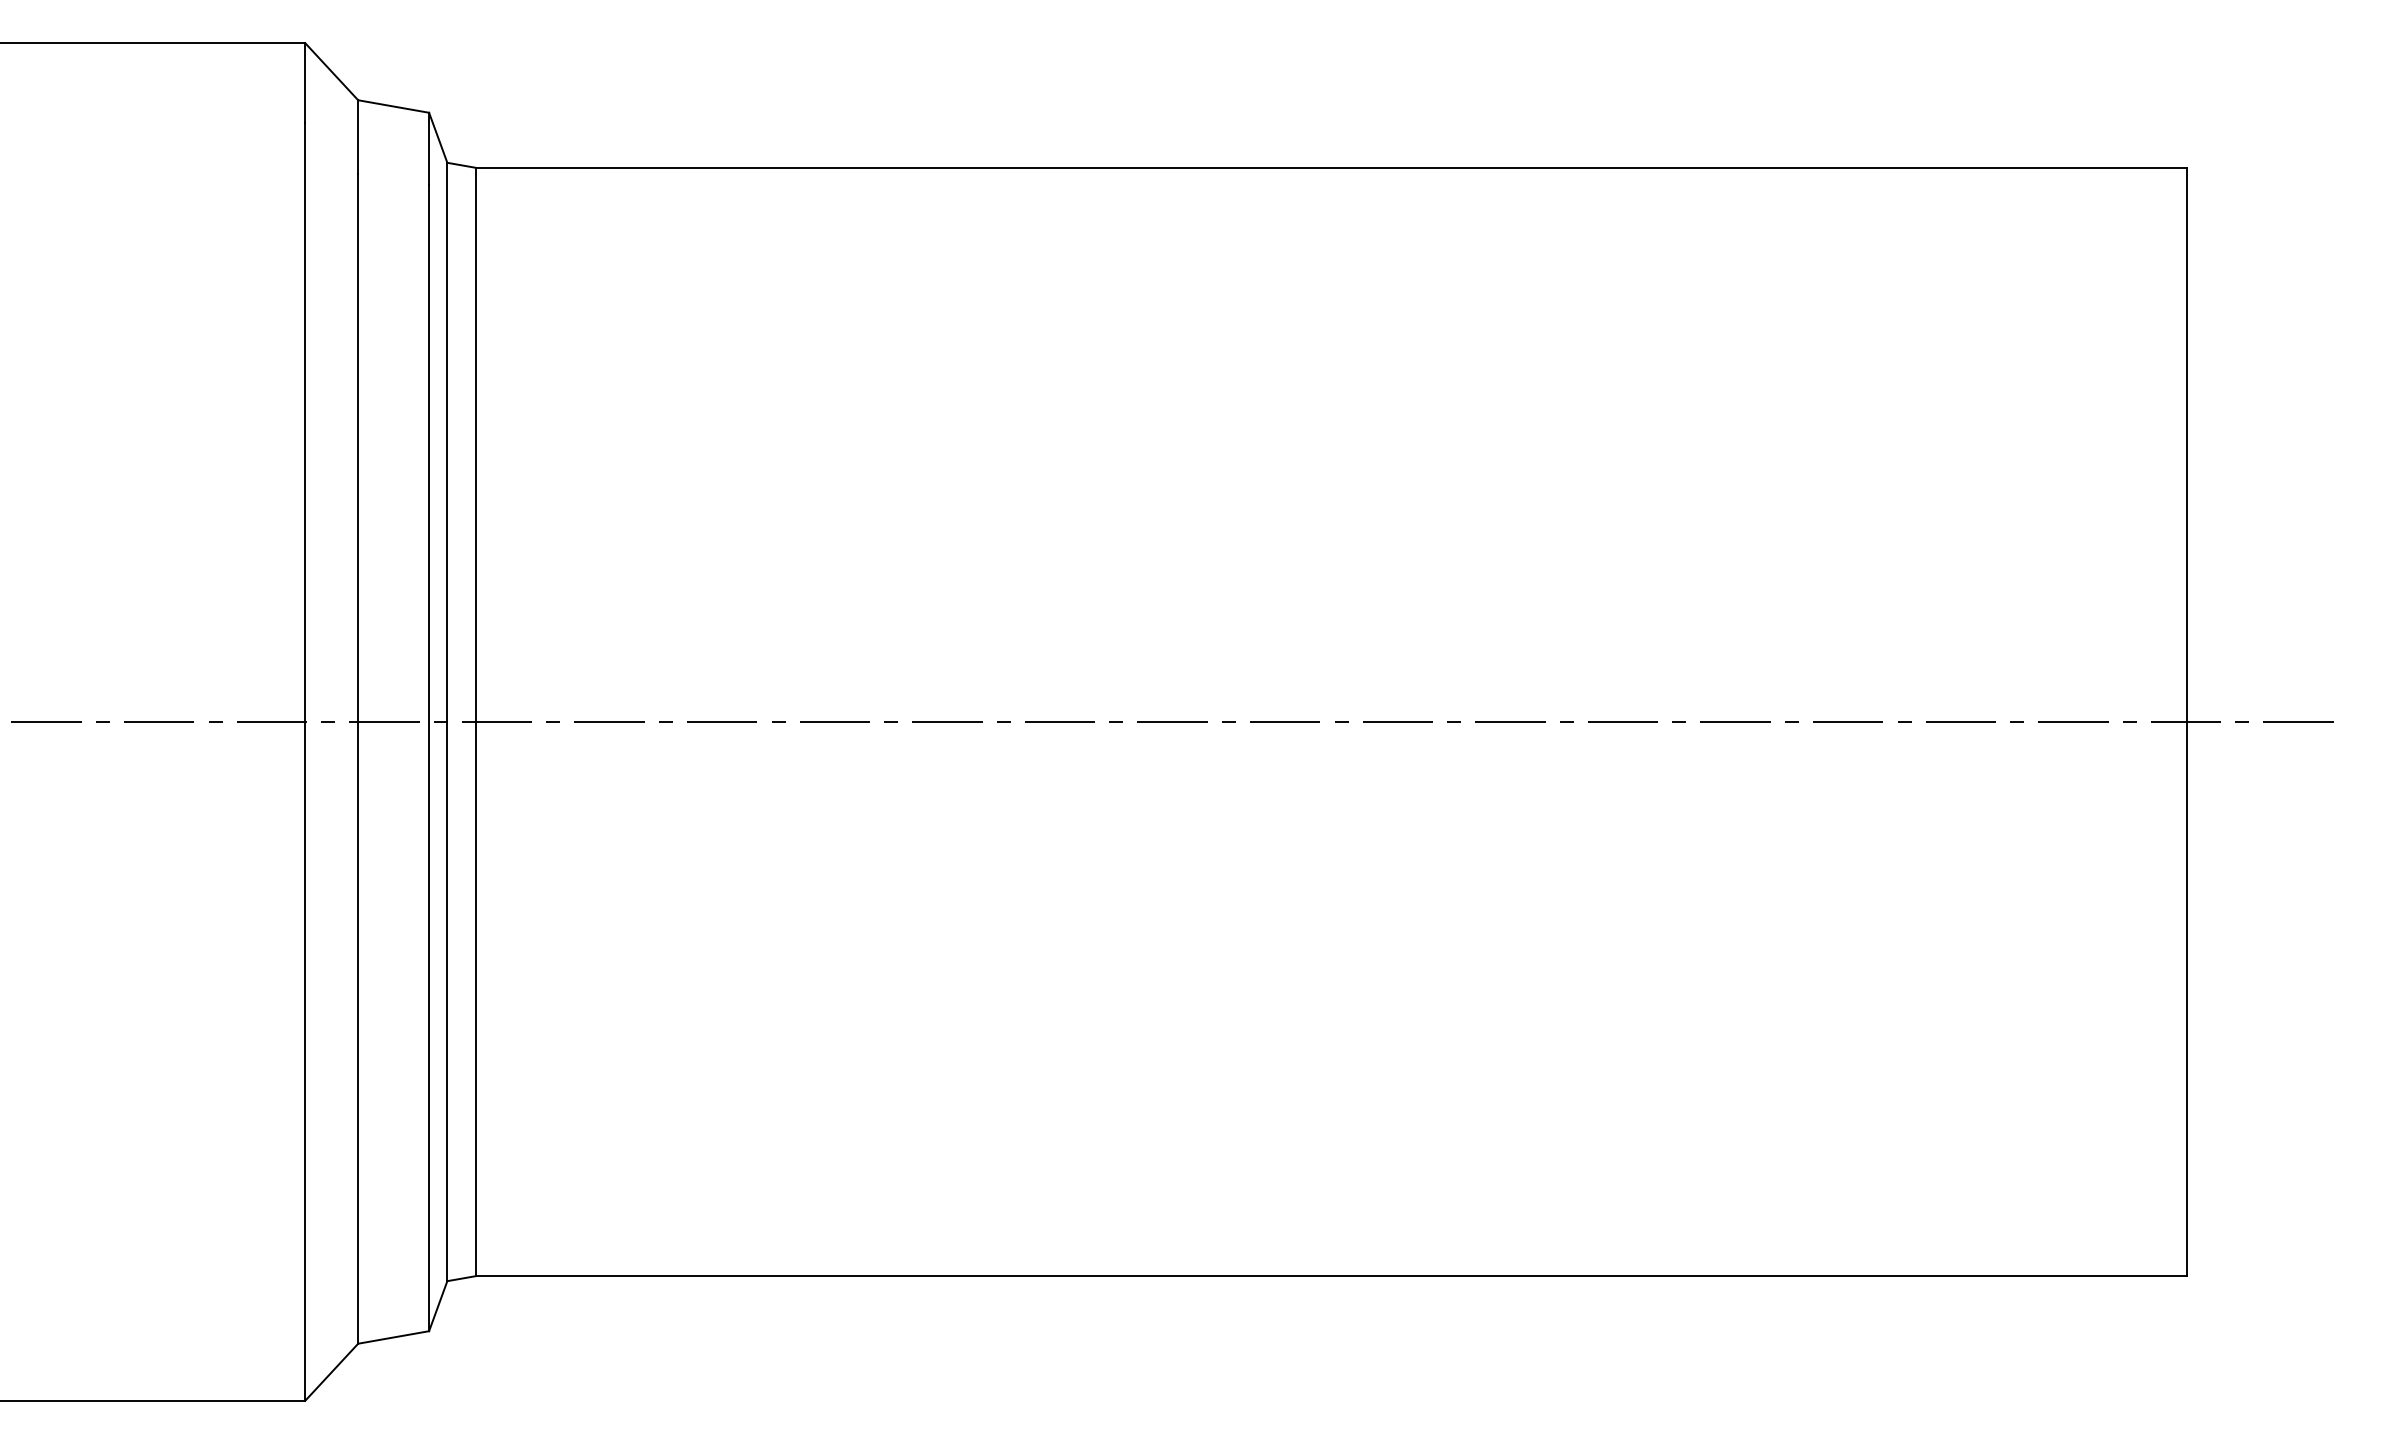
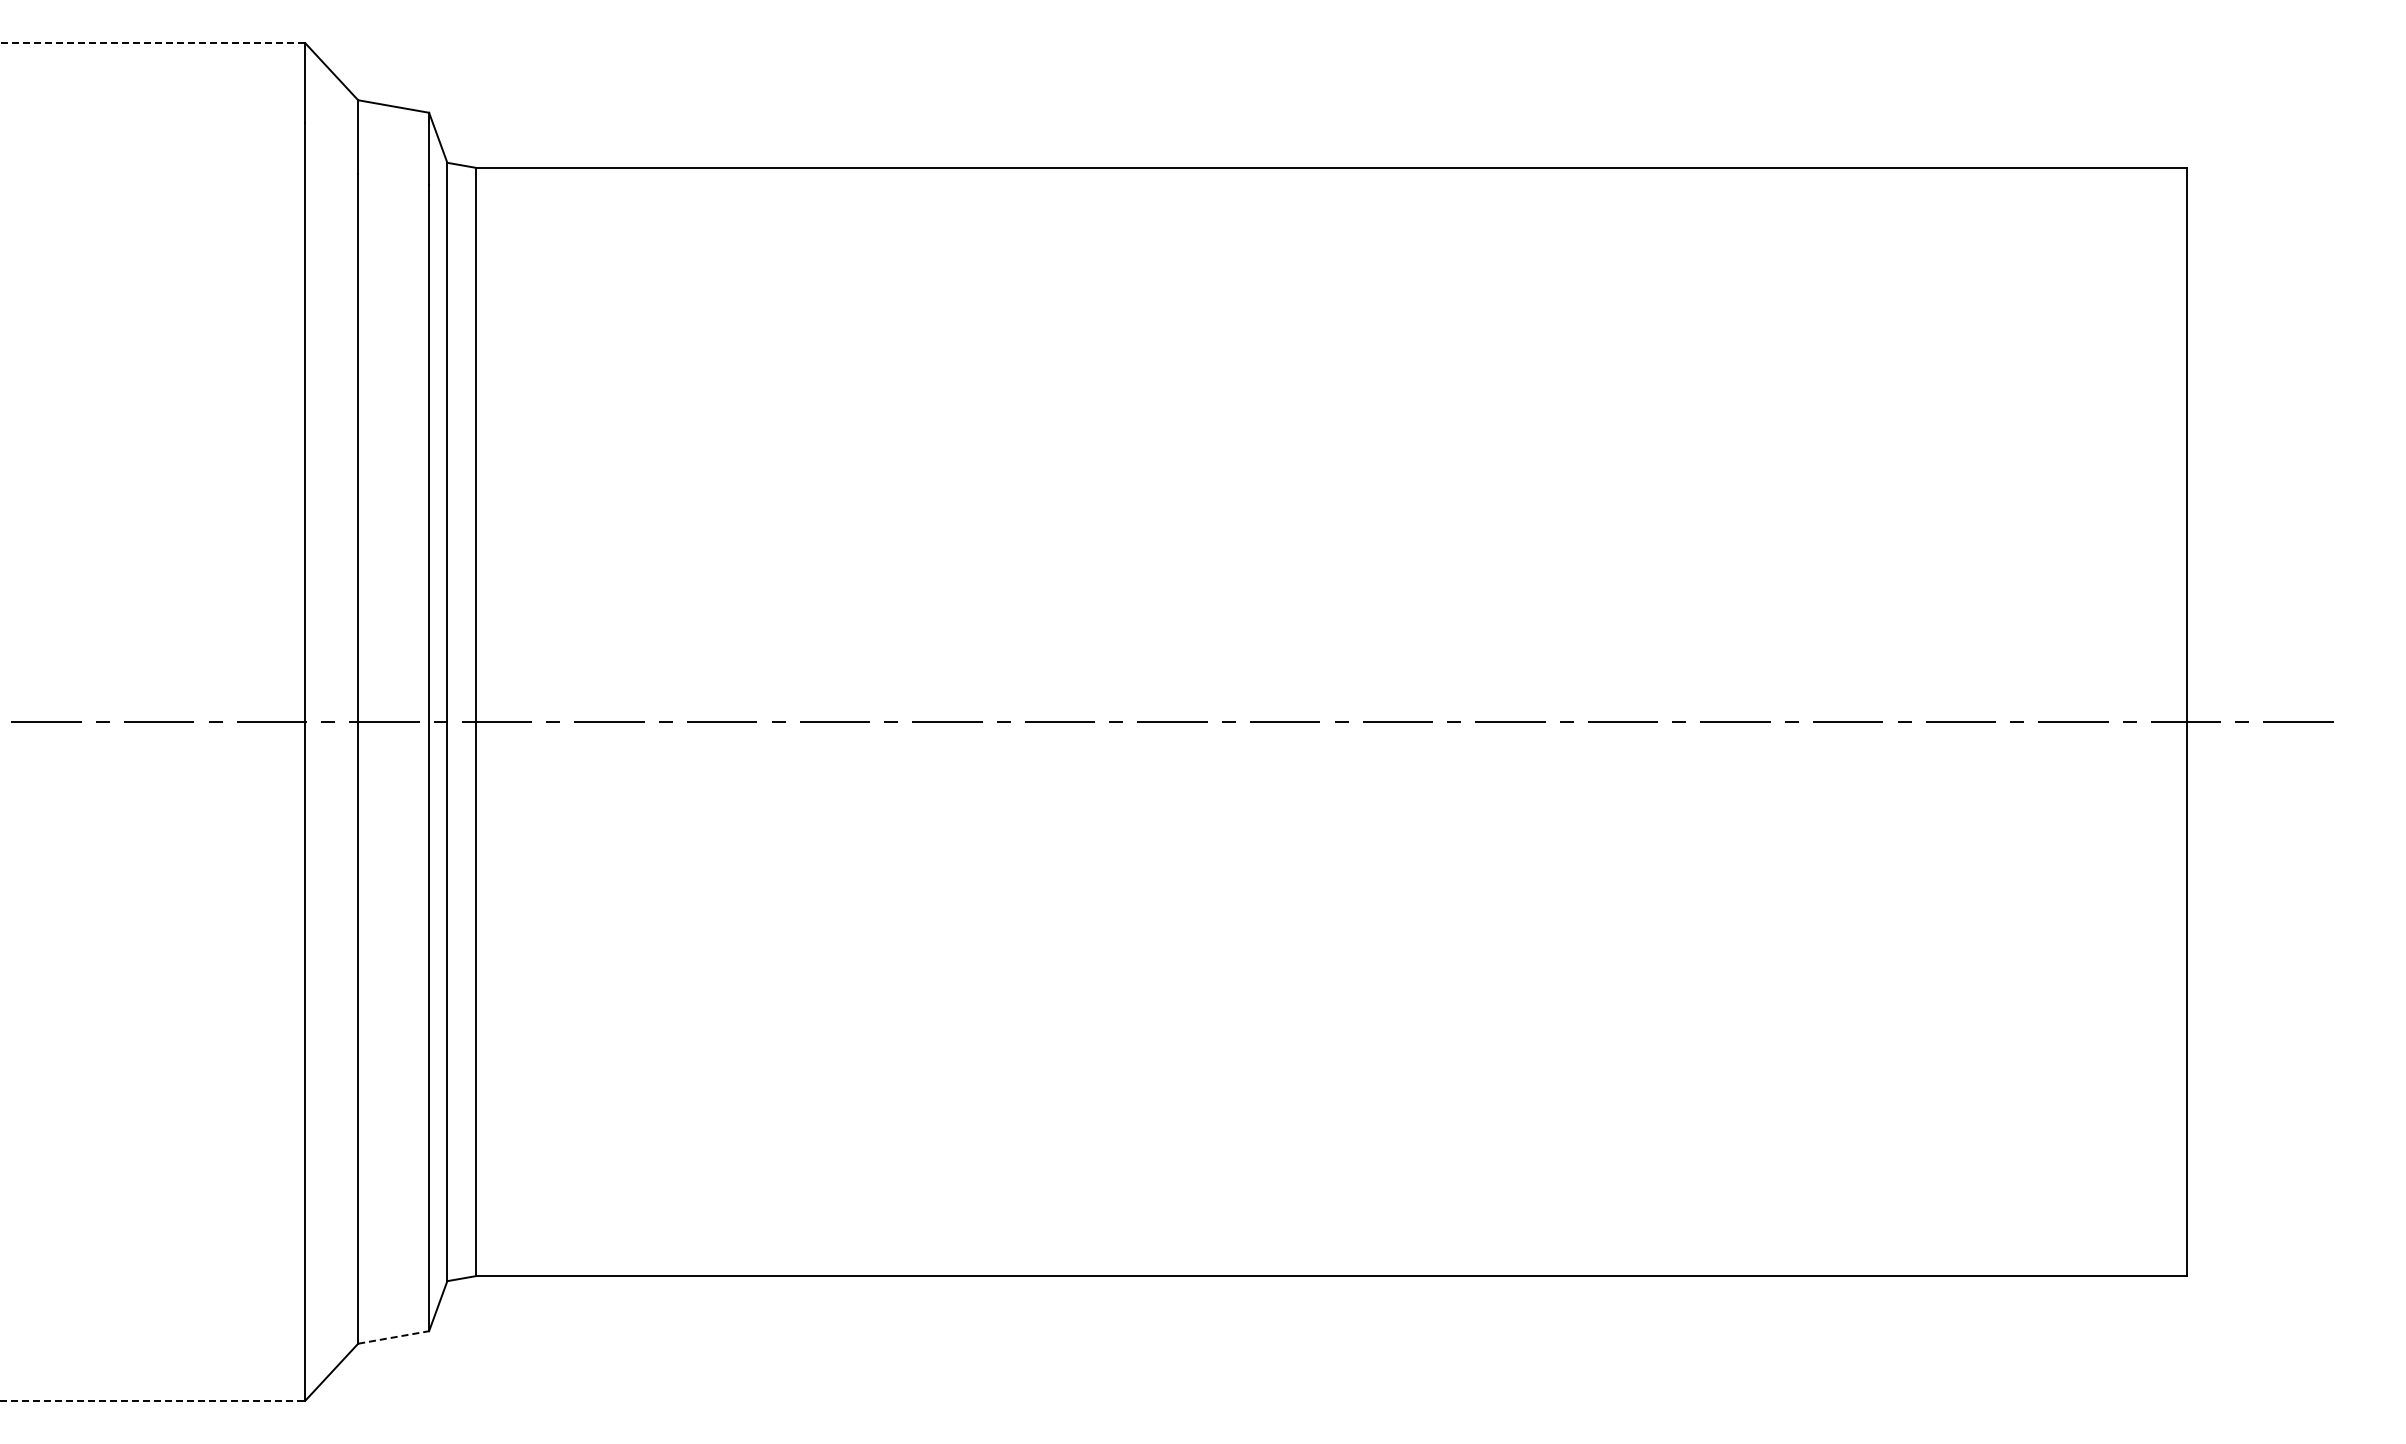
line: solid -> dashed (152, 43)
line: solid -> dashed (394, 1337)
line: solid -> dashed (153, 1400)
